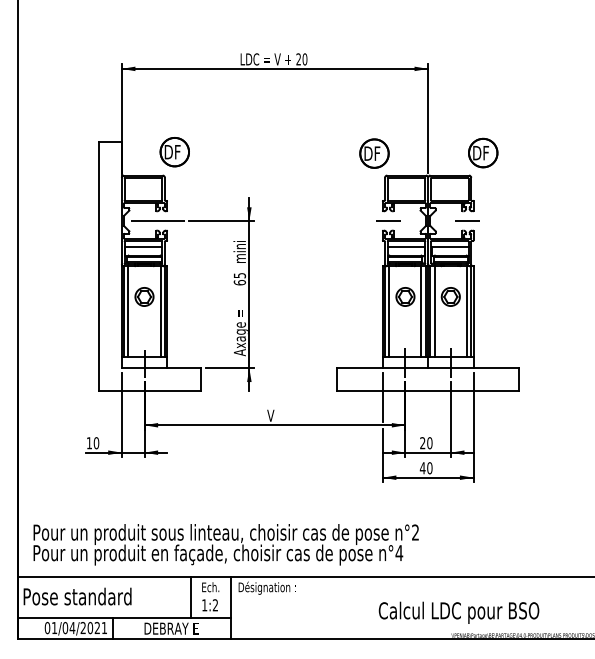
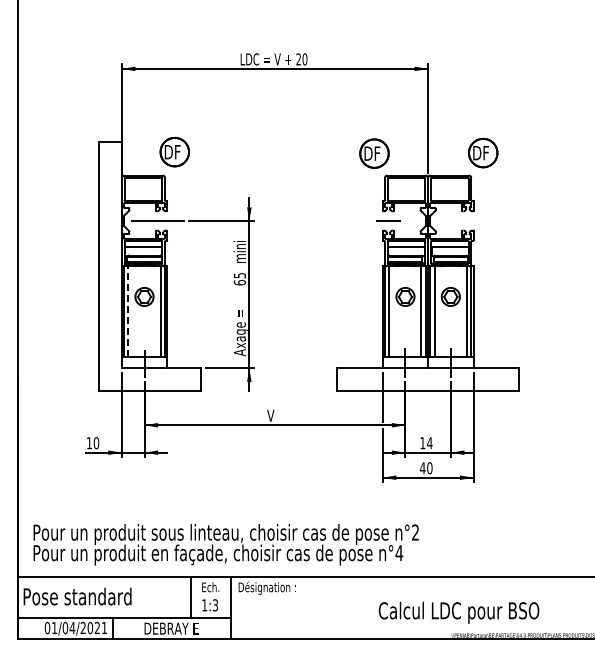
line: present -> none (467, 220)
line: solid -> dashed (128, 311)
text: 20 -> 14 (426, 443)
text: 1:2 -> 1:3 (215, 605)
